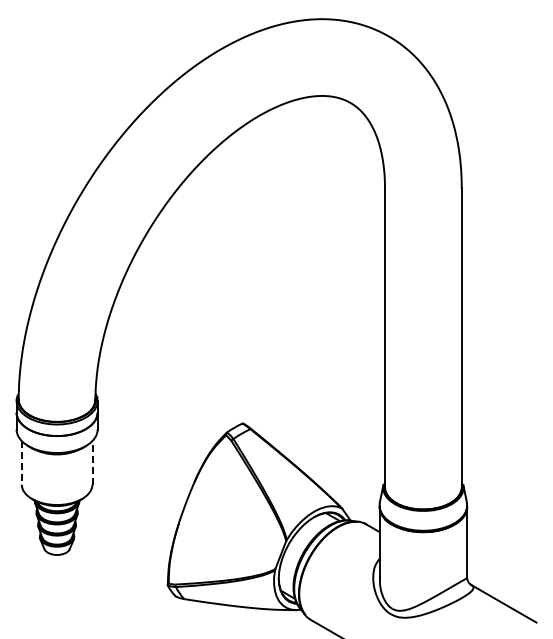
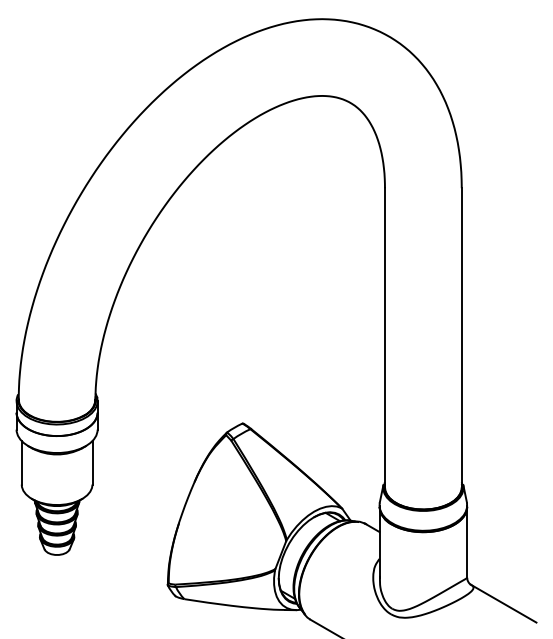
line: dashed -> solid (21, 462)
line: dashed -> solid (92, 462)
